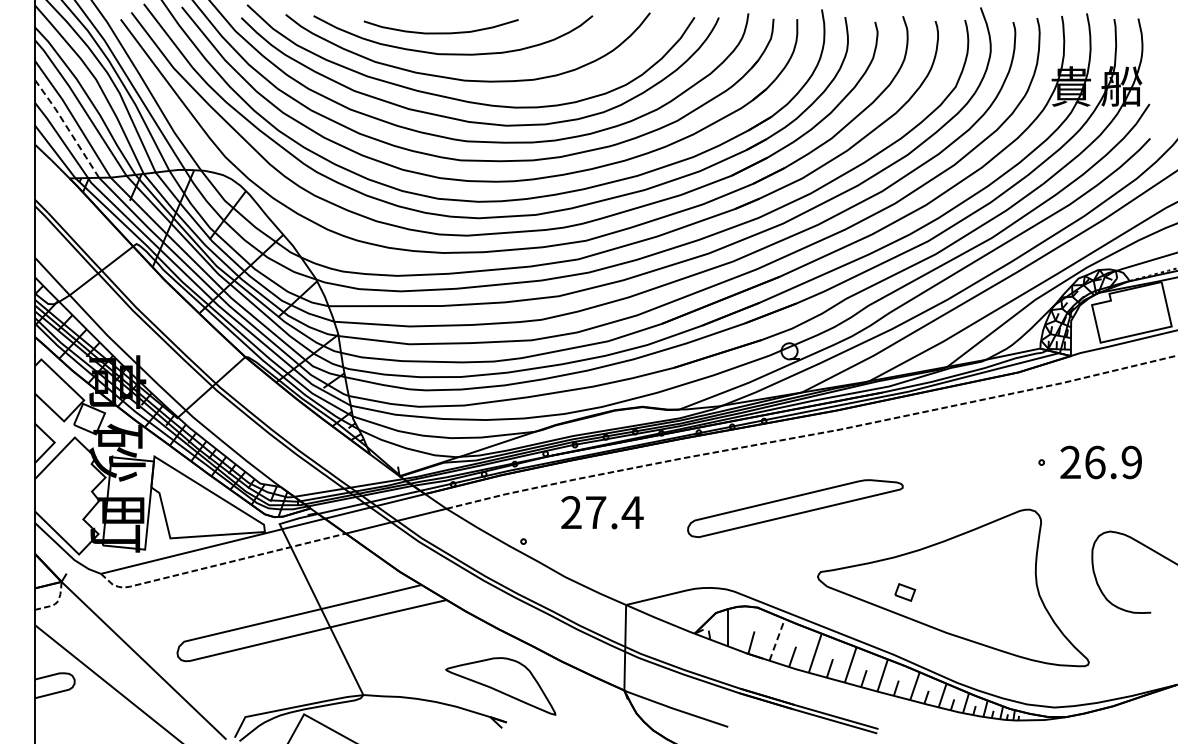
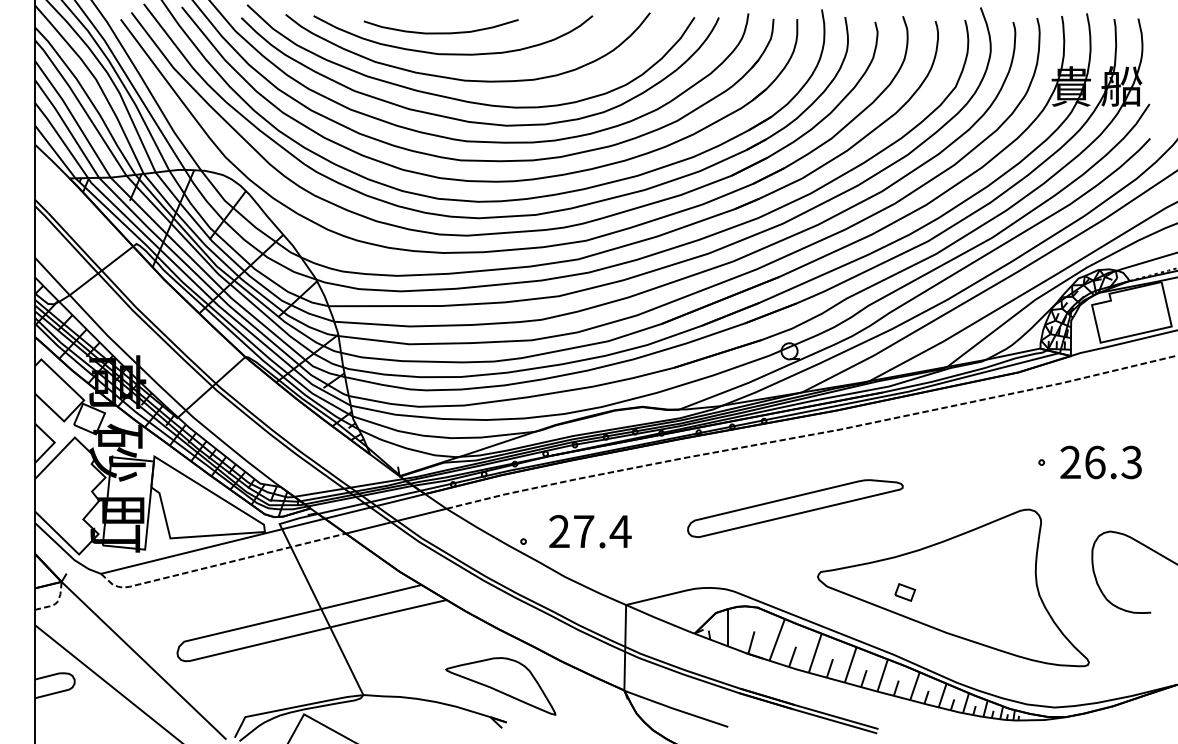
line: dashed -> solid (67, 128)
text: 26.9 -> 26.3 (1131, 462)
text position: (602, 512) -> (590, 531) (590, 531)
line: dashed -> solid (777, 639)
